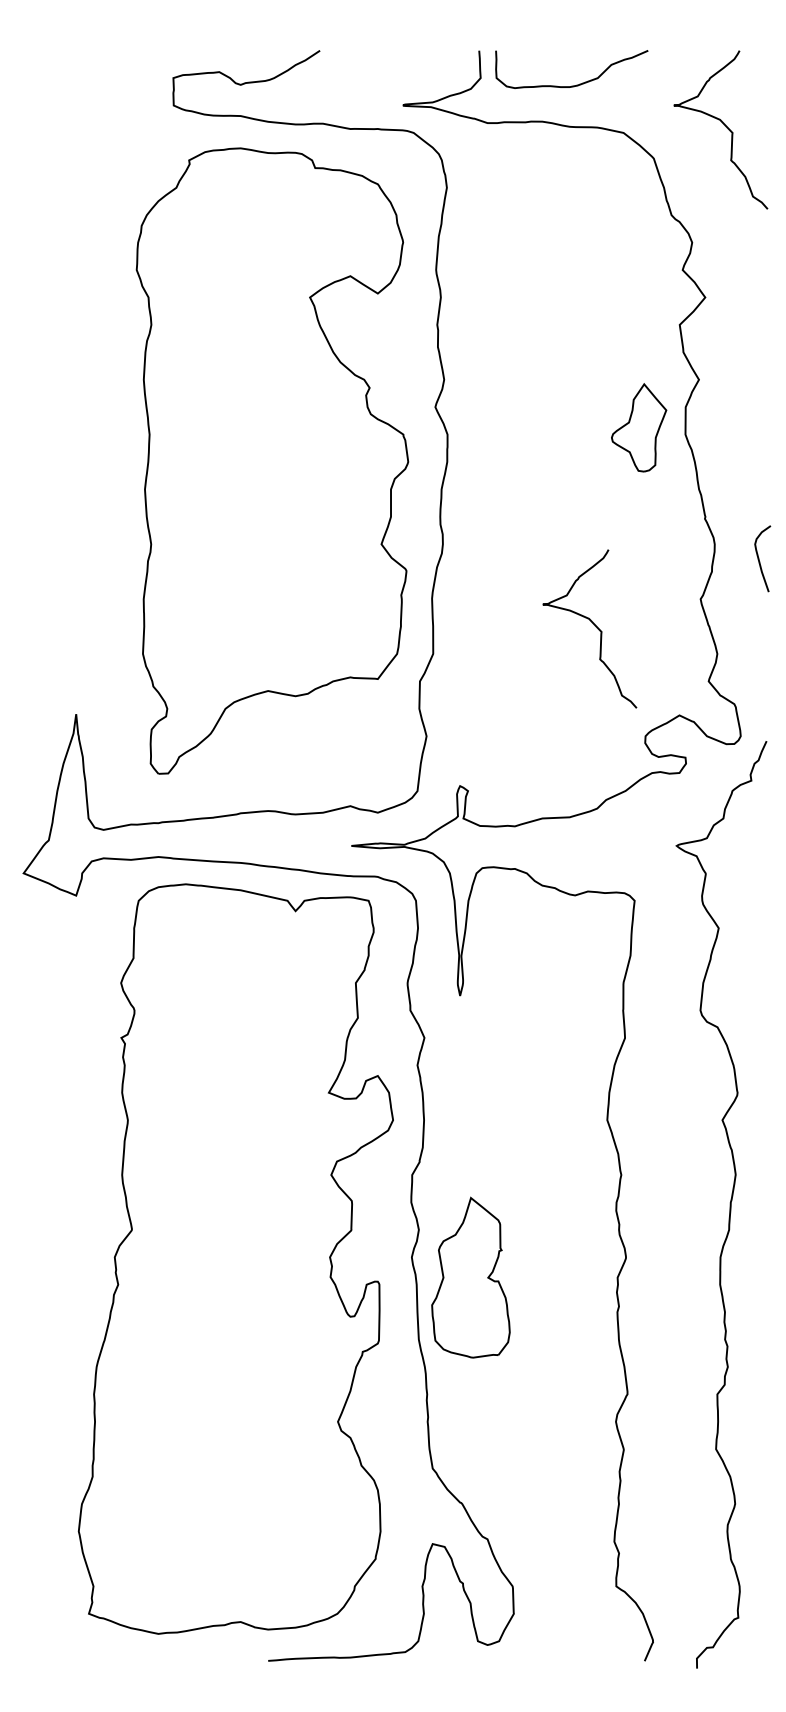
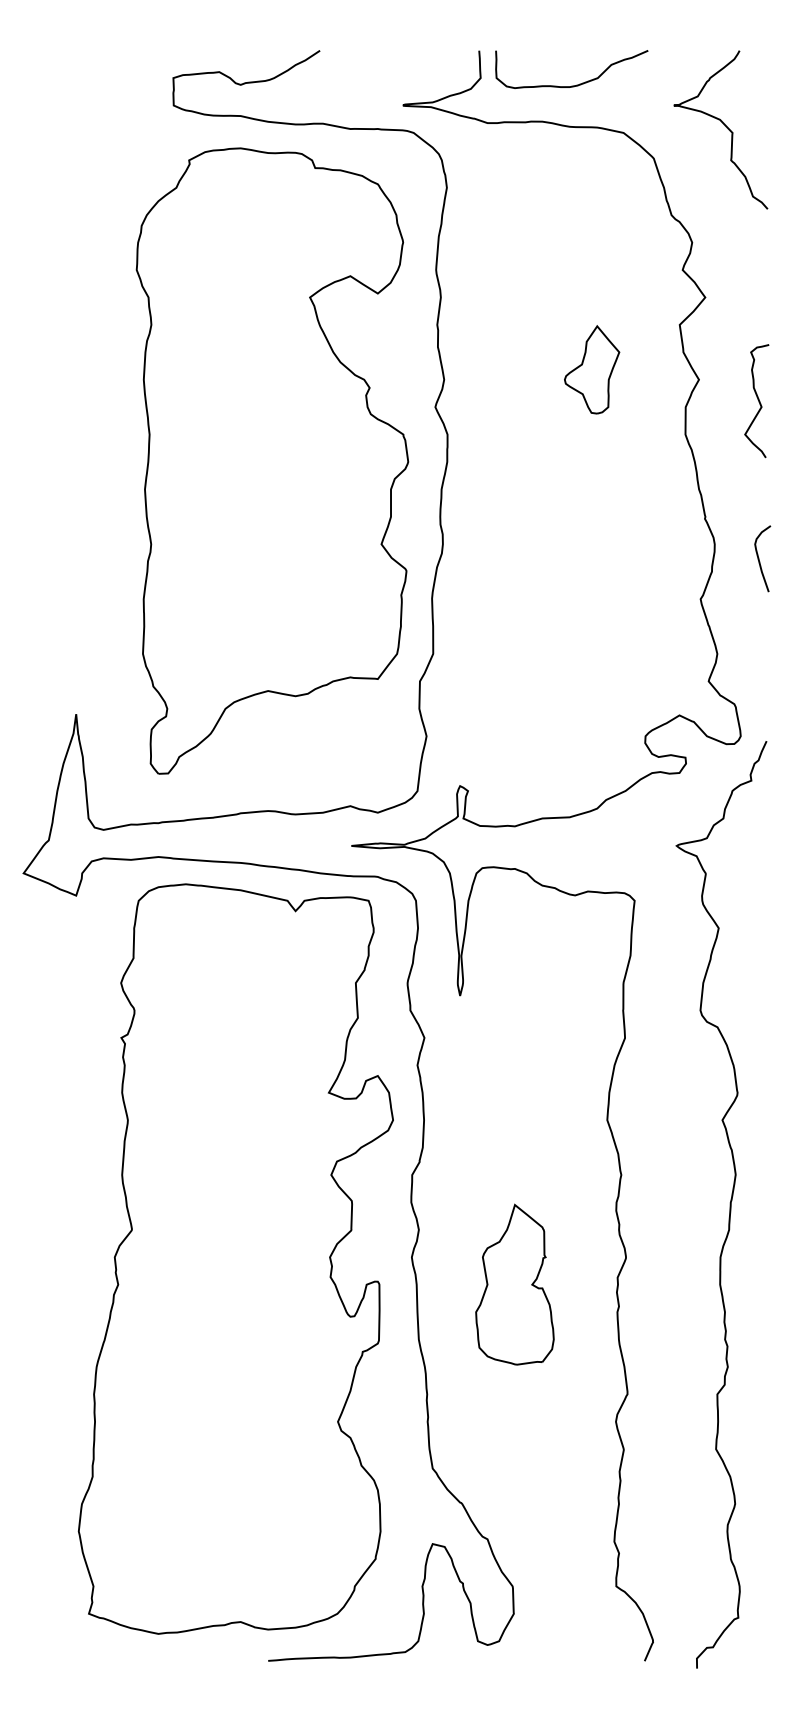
curve: none -> present (758, 401)
part position: (639, 427) -> (592, 369) (592, 369)
curve: present -> none (593, 624)
part position: (470, 1277) -> (514, 1284) (514, 1284)
